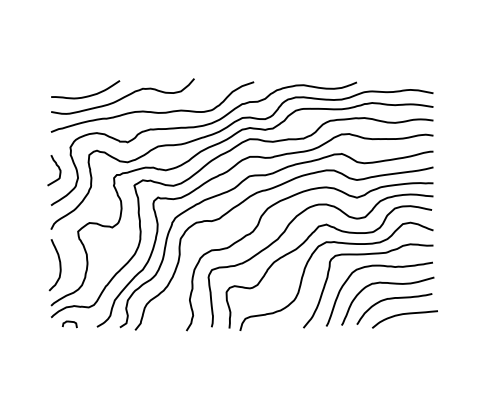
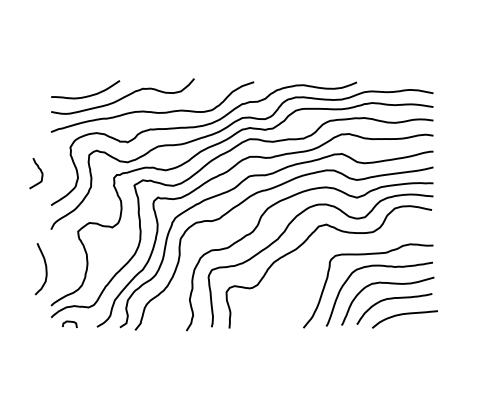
curve position: (58, 169) -> (40, 172) (40, 172)
curve: present -> none (309, 261)
curve position: (59, 265) -> (45, 269) (45, 269)
